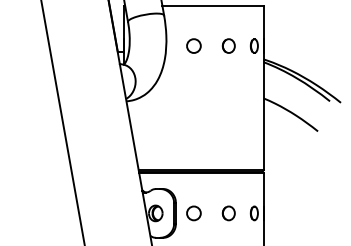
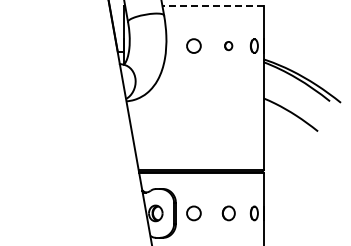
line: solid -> dashed (213, 6)
part size: 15x16 px -> 10x11 px (228, 46)
line: present -> none (62, 122)
